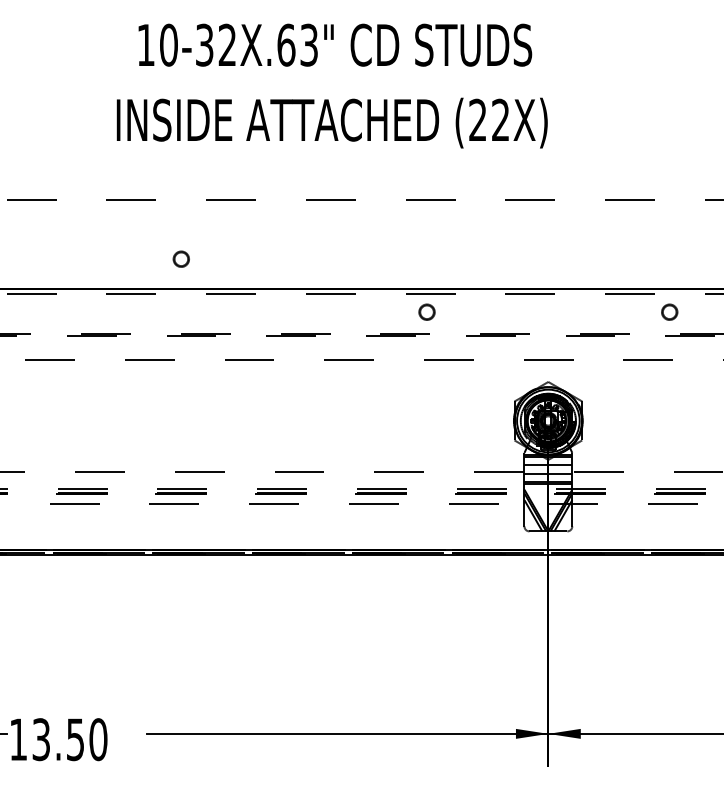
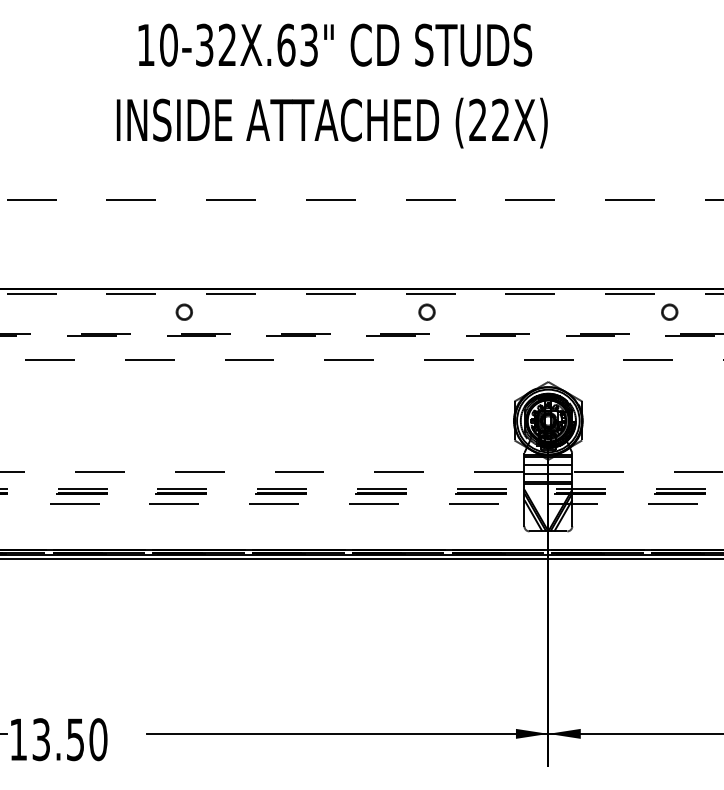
circle position: (180, 258) -> (183, 311) (183, 311)
line: none -> present (361, 558)
